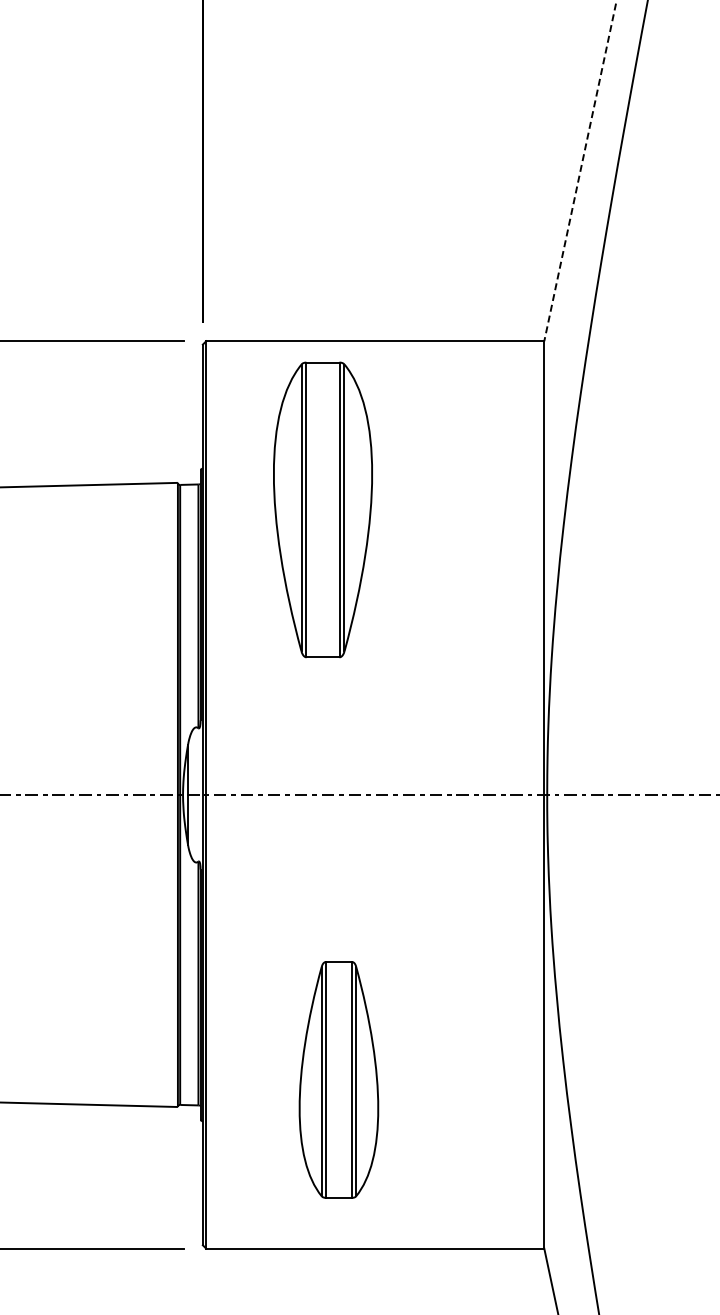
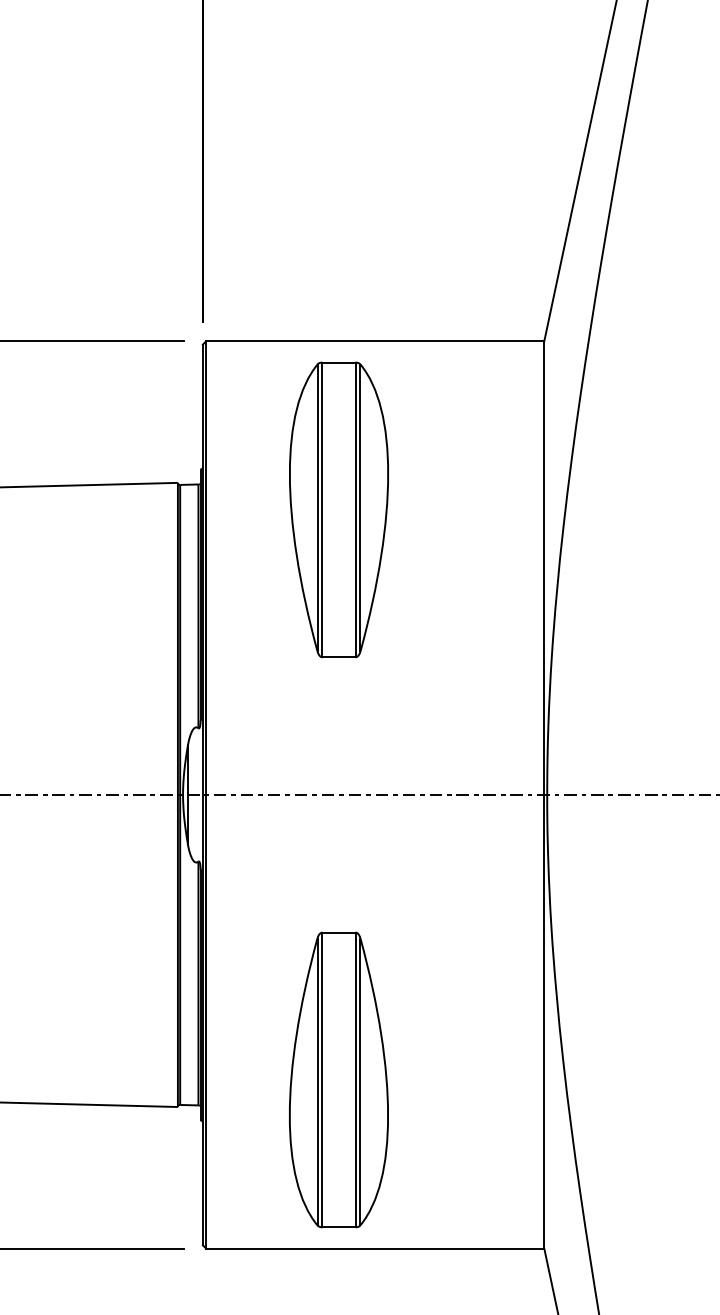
line: dashed -> solid (580, 171)
part position: (322, 509) -> (338, 509) (338, 509)
part size: 82x238 px -> 100x298 px (338, 1079)
